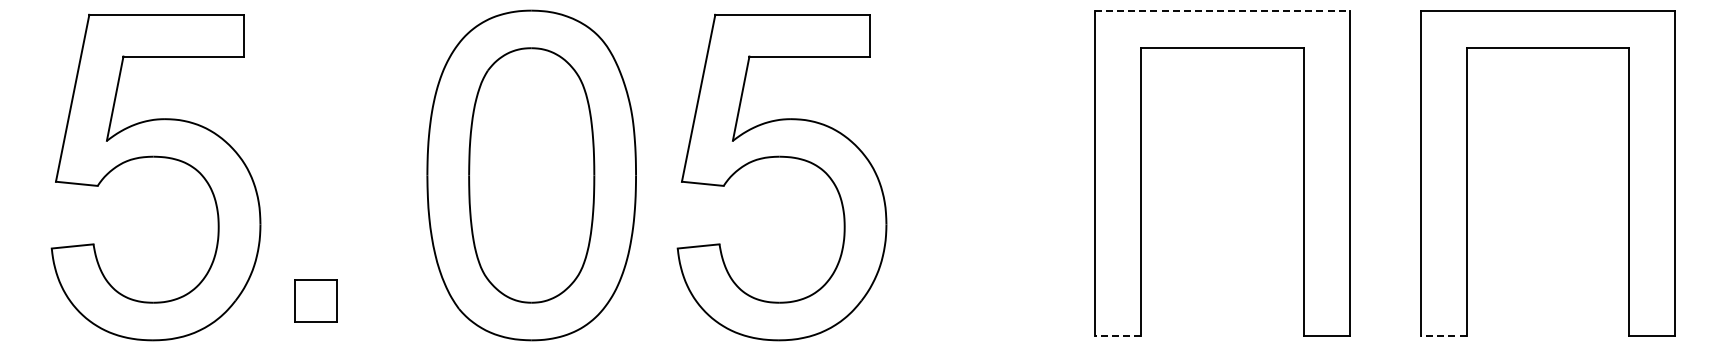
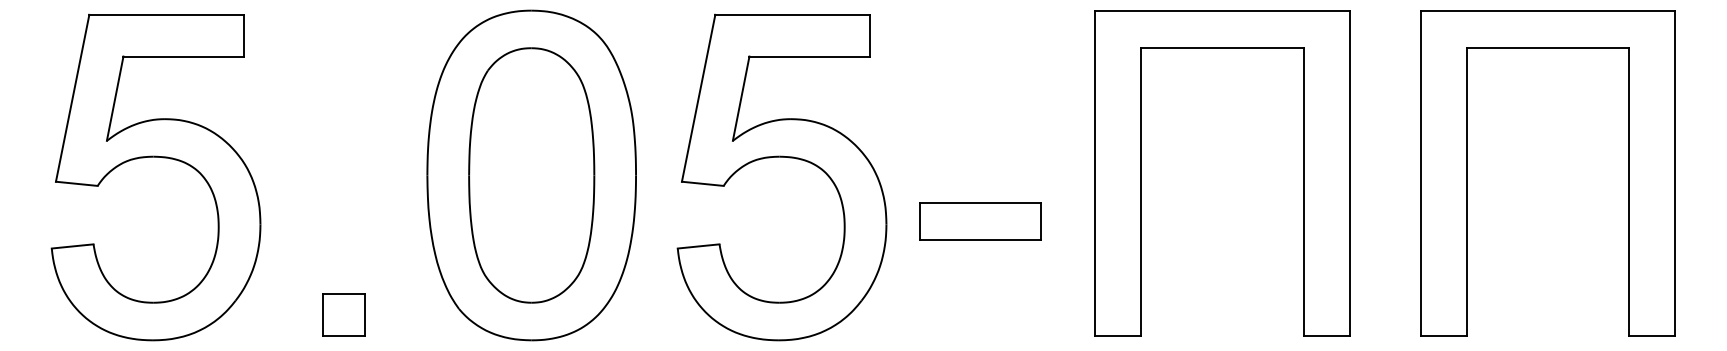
line: dashed -> solid (1222, 10)
part: none -> present (980, 221)
part position: (315, 300) -> (343, 314) (343, 314)
line: dashed -> solid (1118, 336)
line: dashed -> solid (1443, 336)
